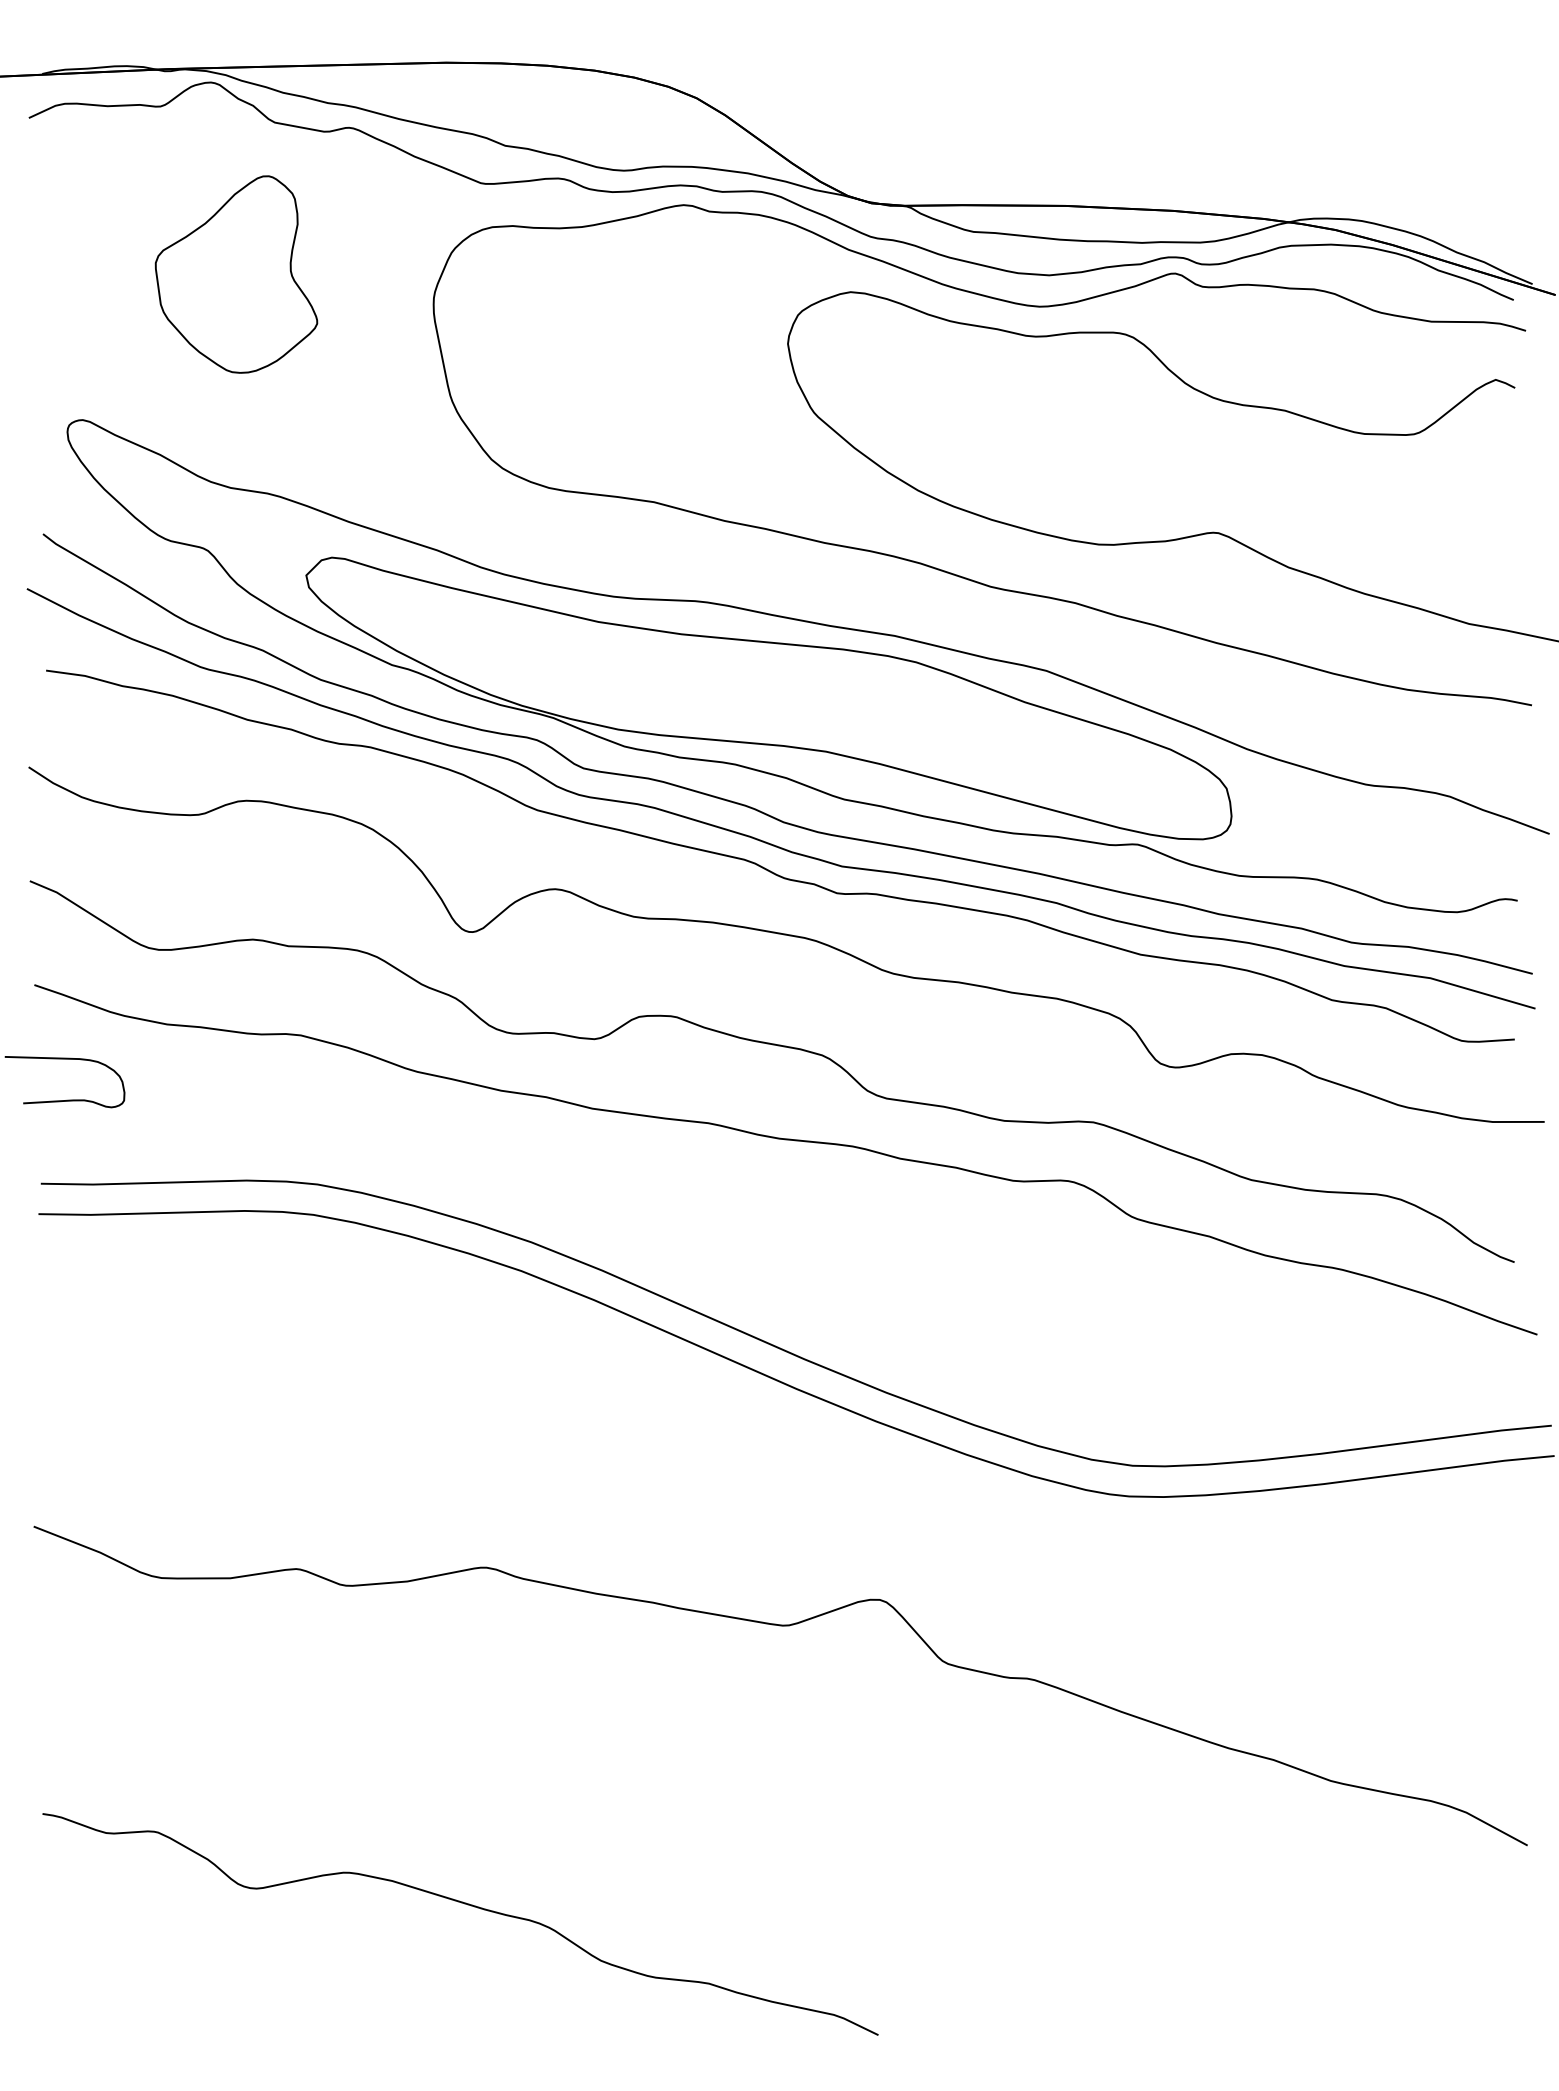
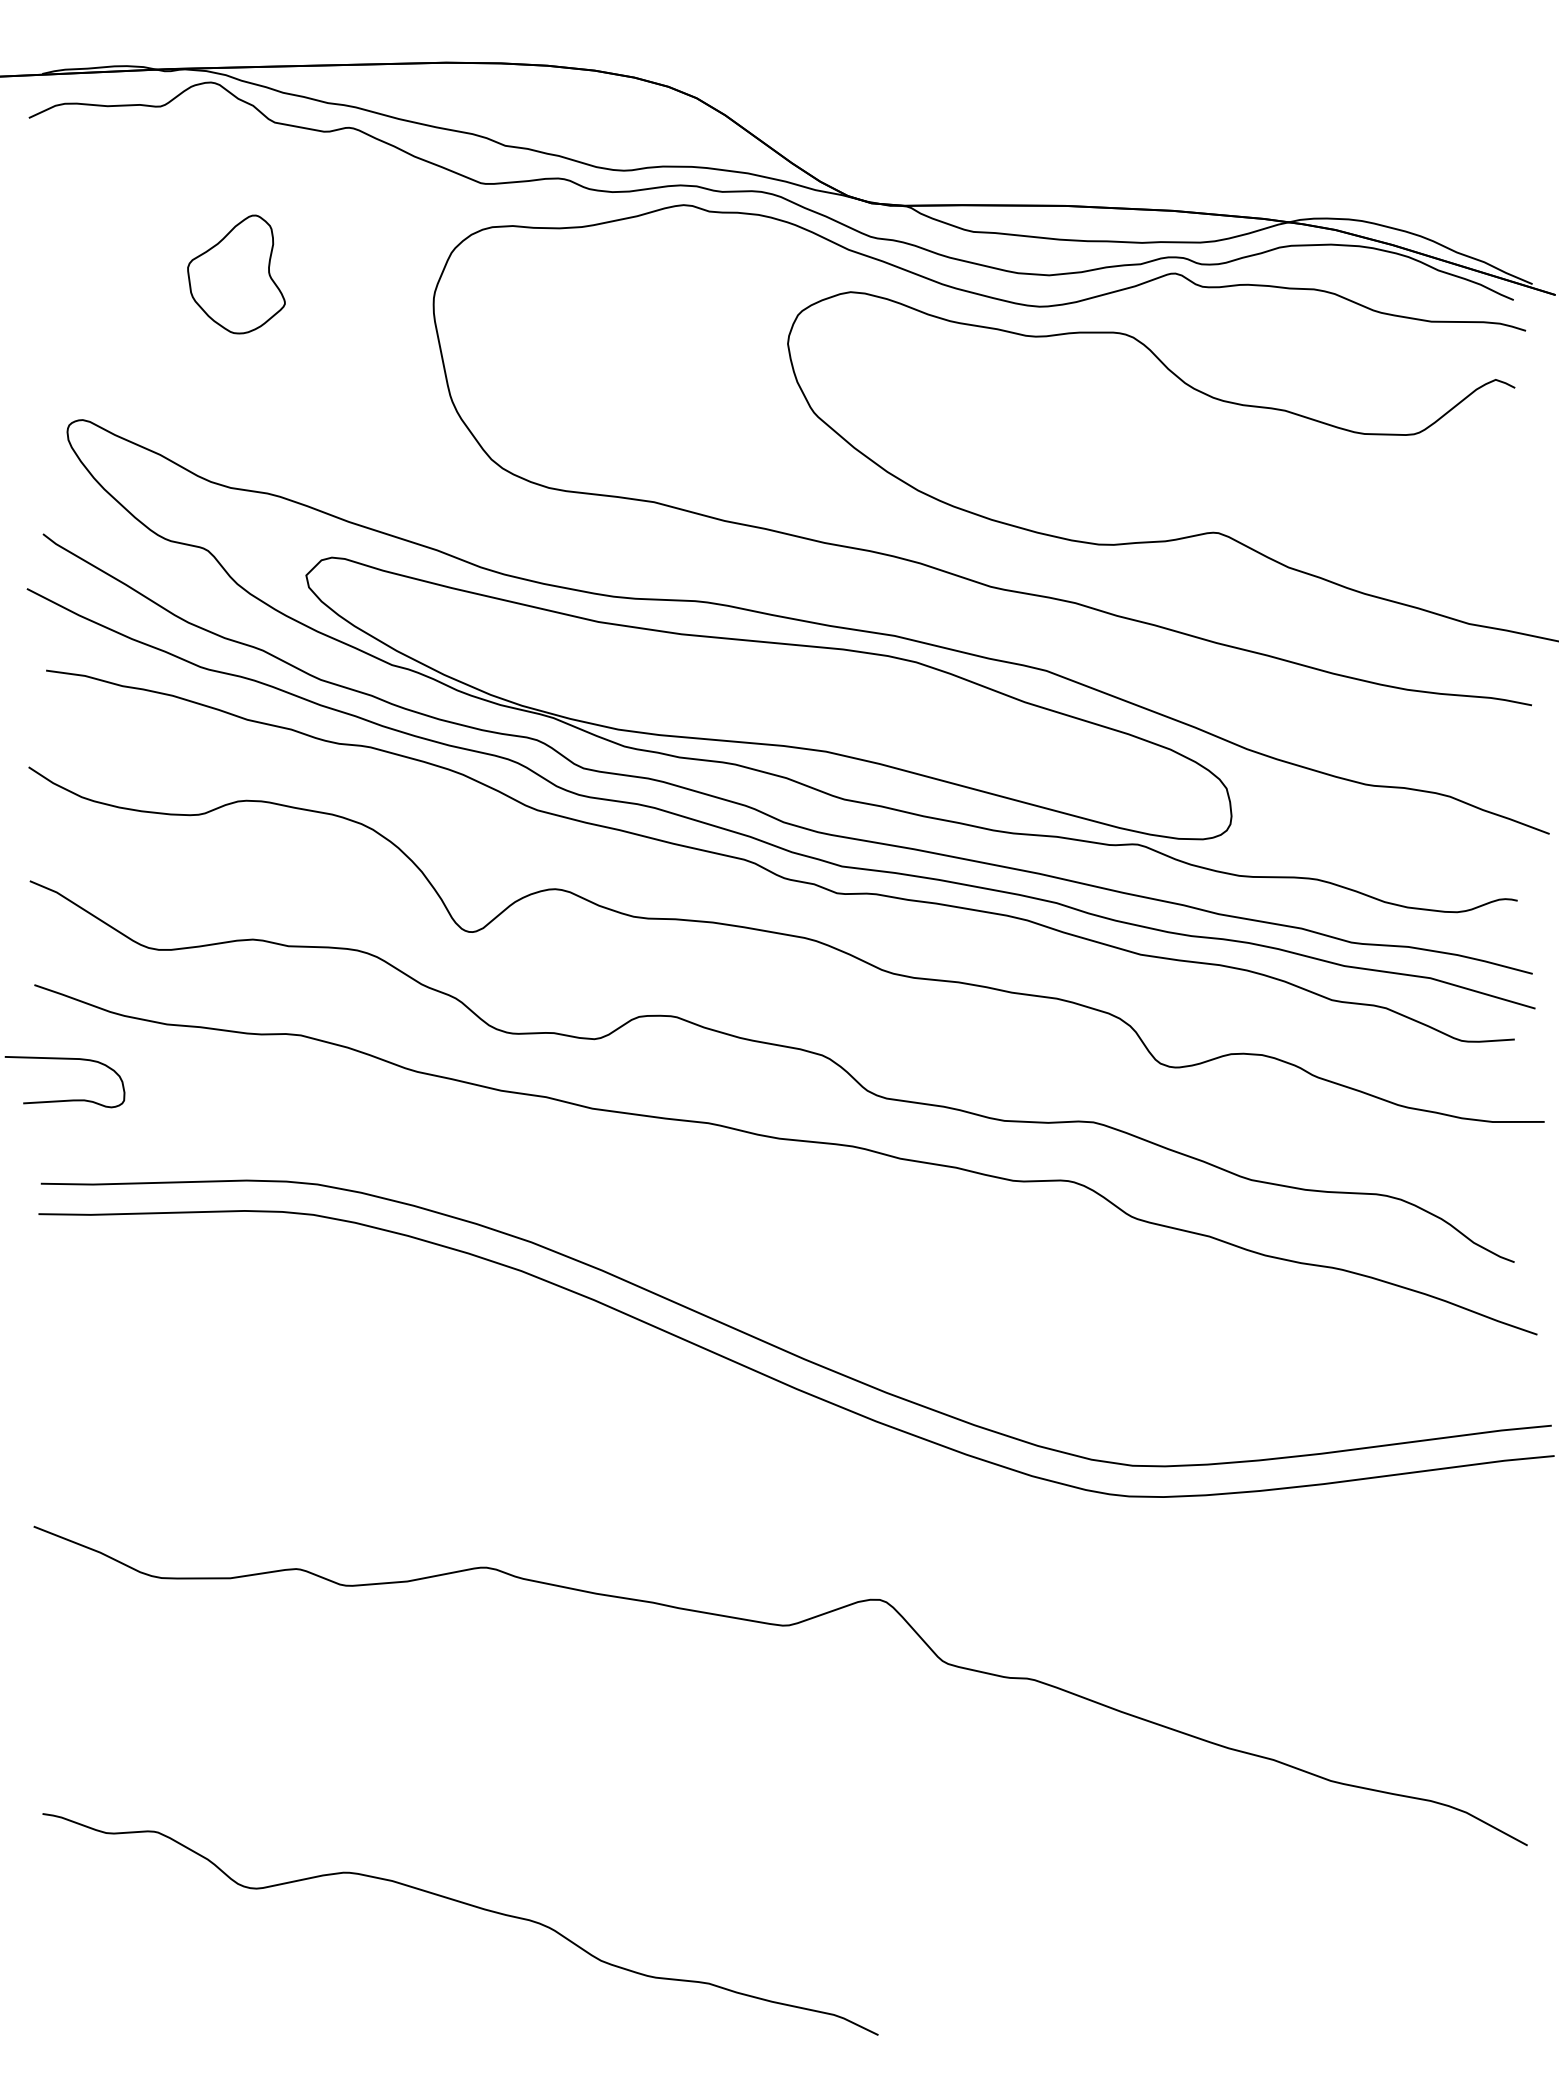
part size: 165x199 px -> 99x121 px (236, 274)
